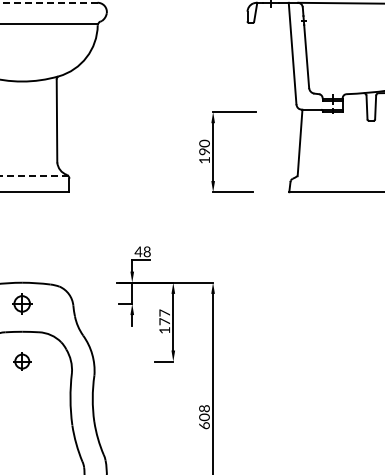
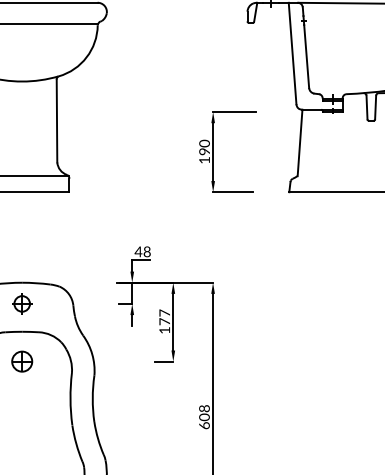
line: dashed -> solid (48, 2)
line: dashed -> solid (34, 176)
part size: 19x19 px -> 23x23 px (22, 361)
